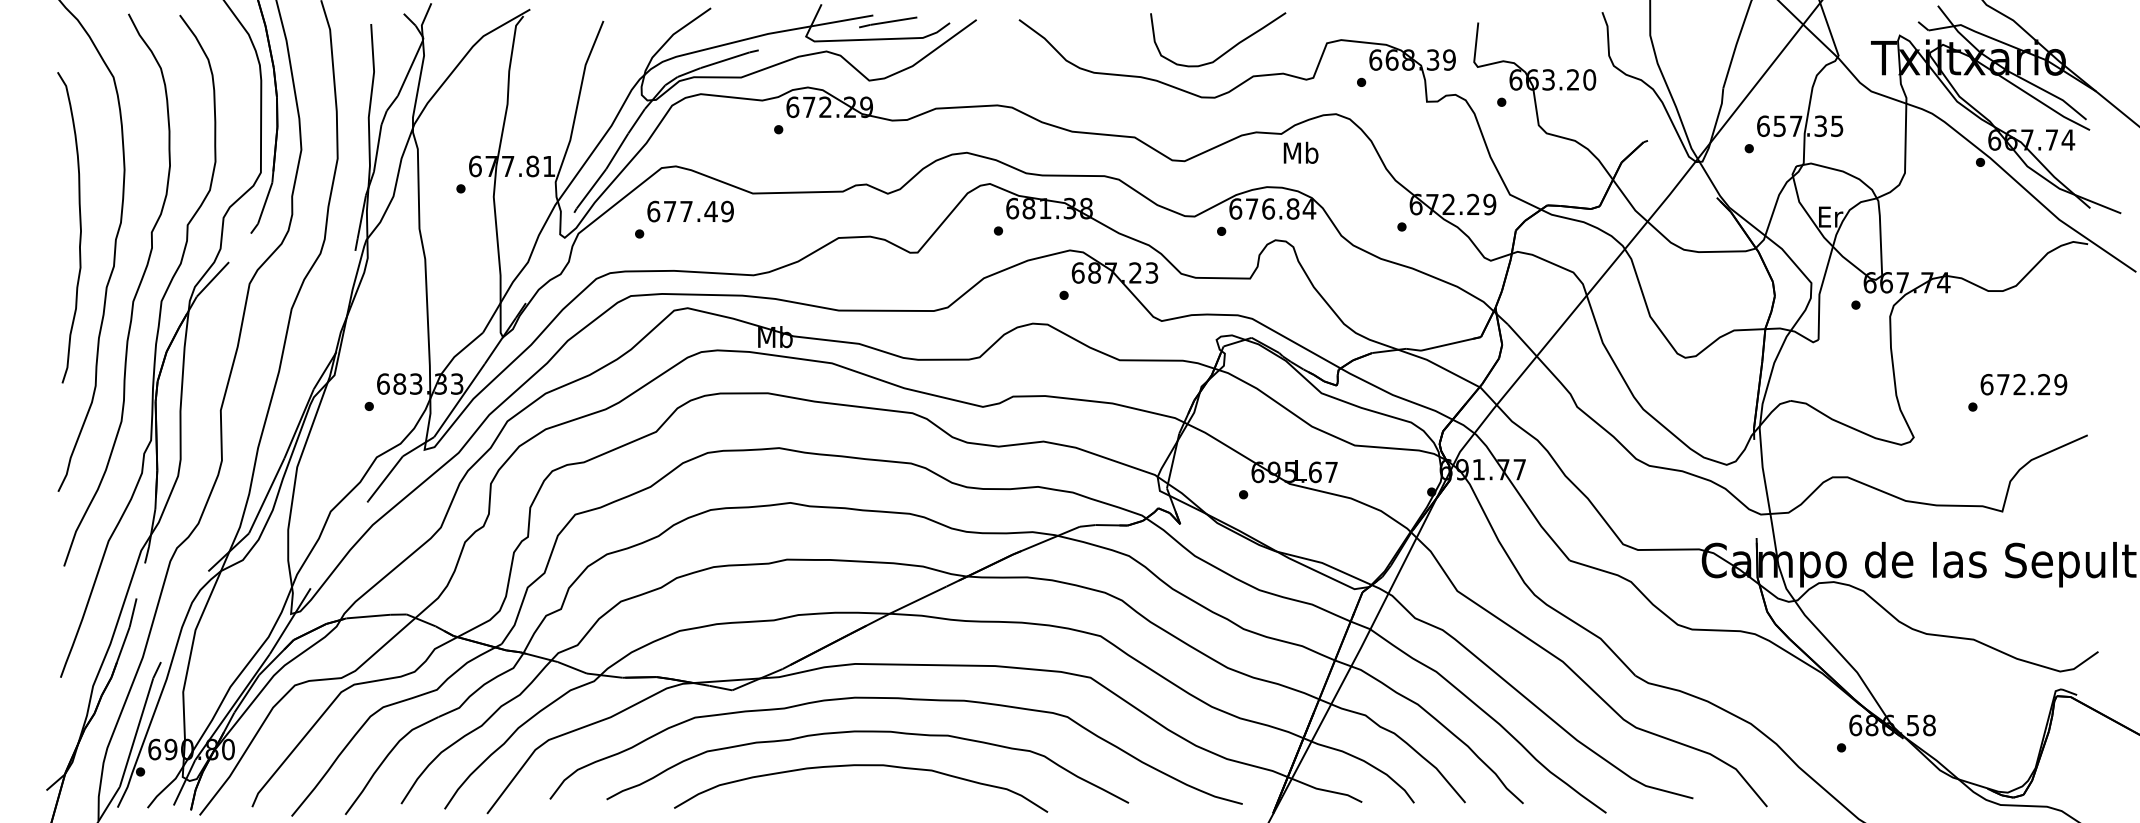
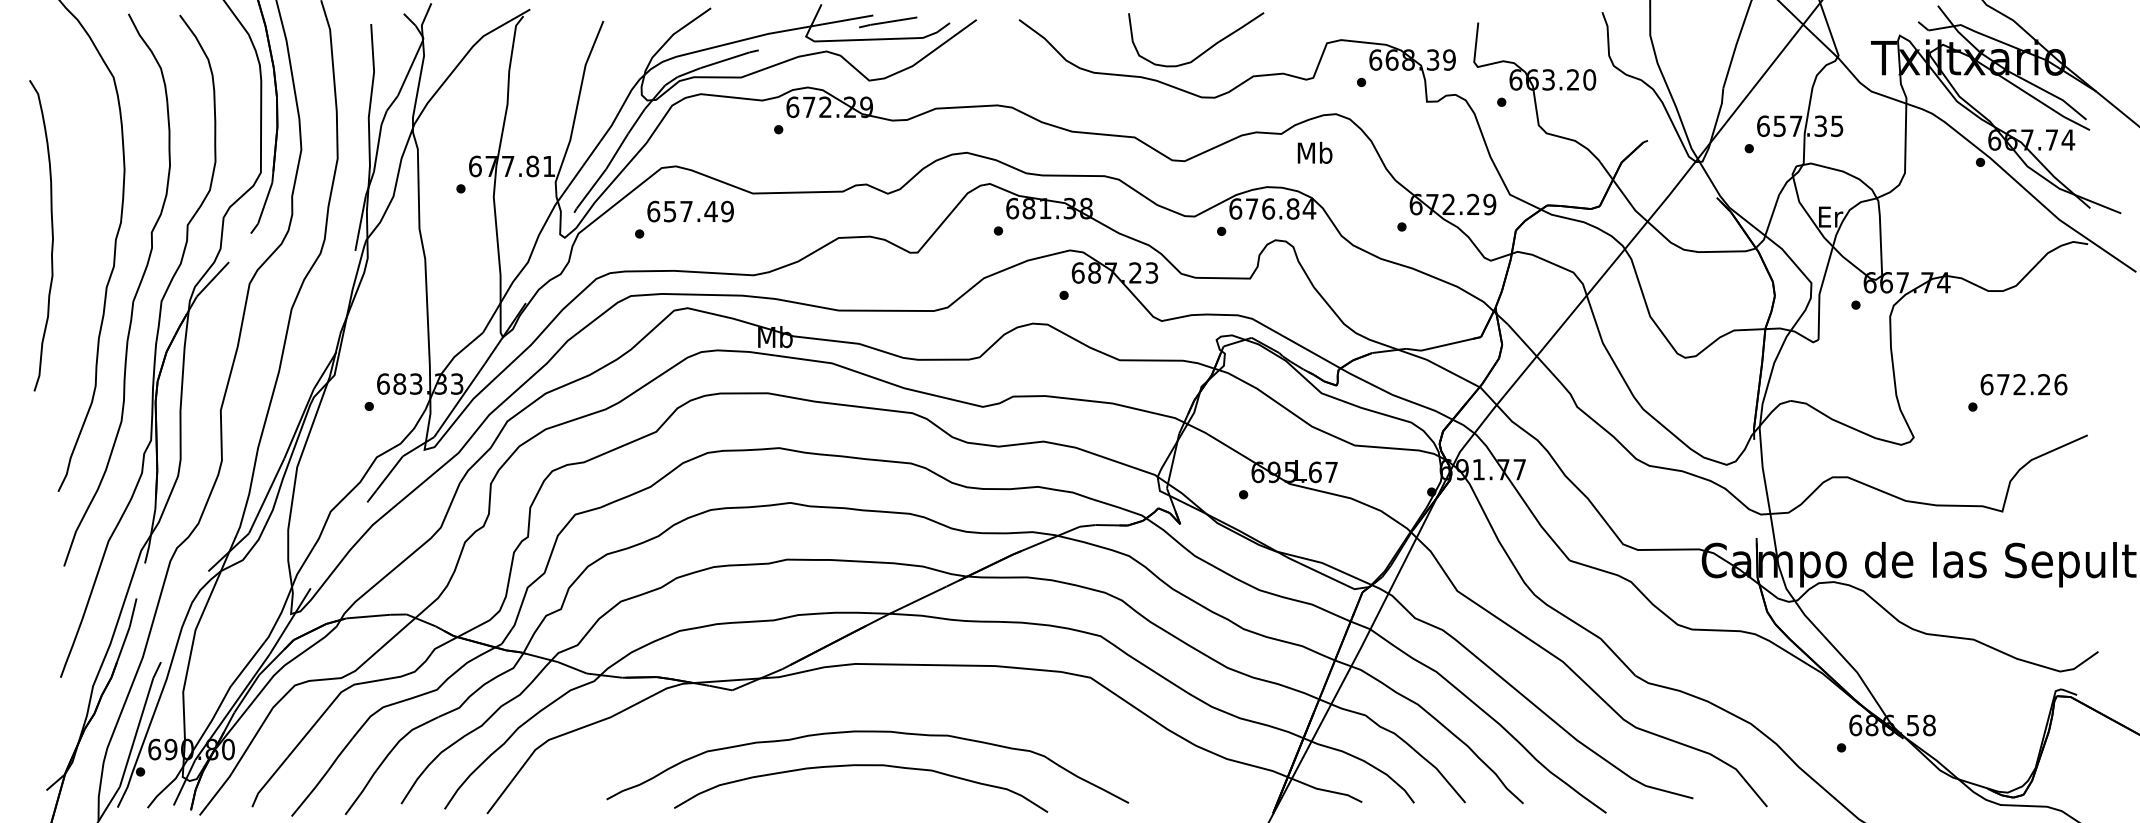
curve position: (1225, 51) -> (1203, 51) (1203, 51)
text position: (1300, 152) -> (1314, 152) (1314, 152)
text: 677.49 -> 657.49 (670, 211)
curve position: (79, 226) -> (51, 234) (51, 234)
text: 672.29 -> 672.26 (2060, 384)
curve: present -> none (895, 699)
